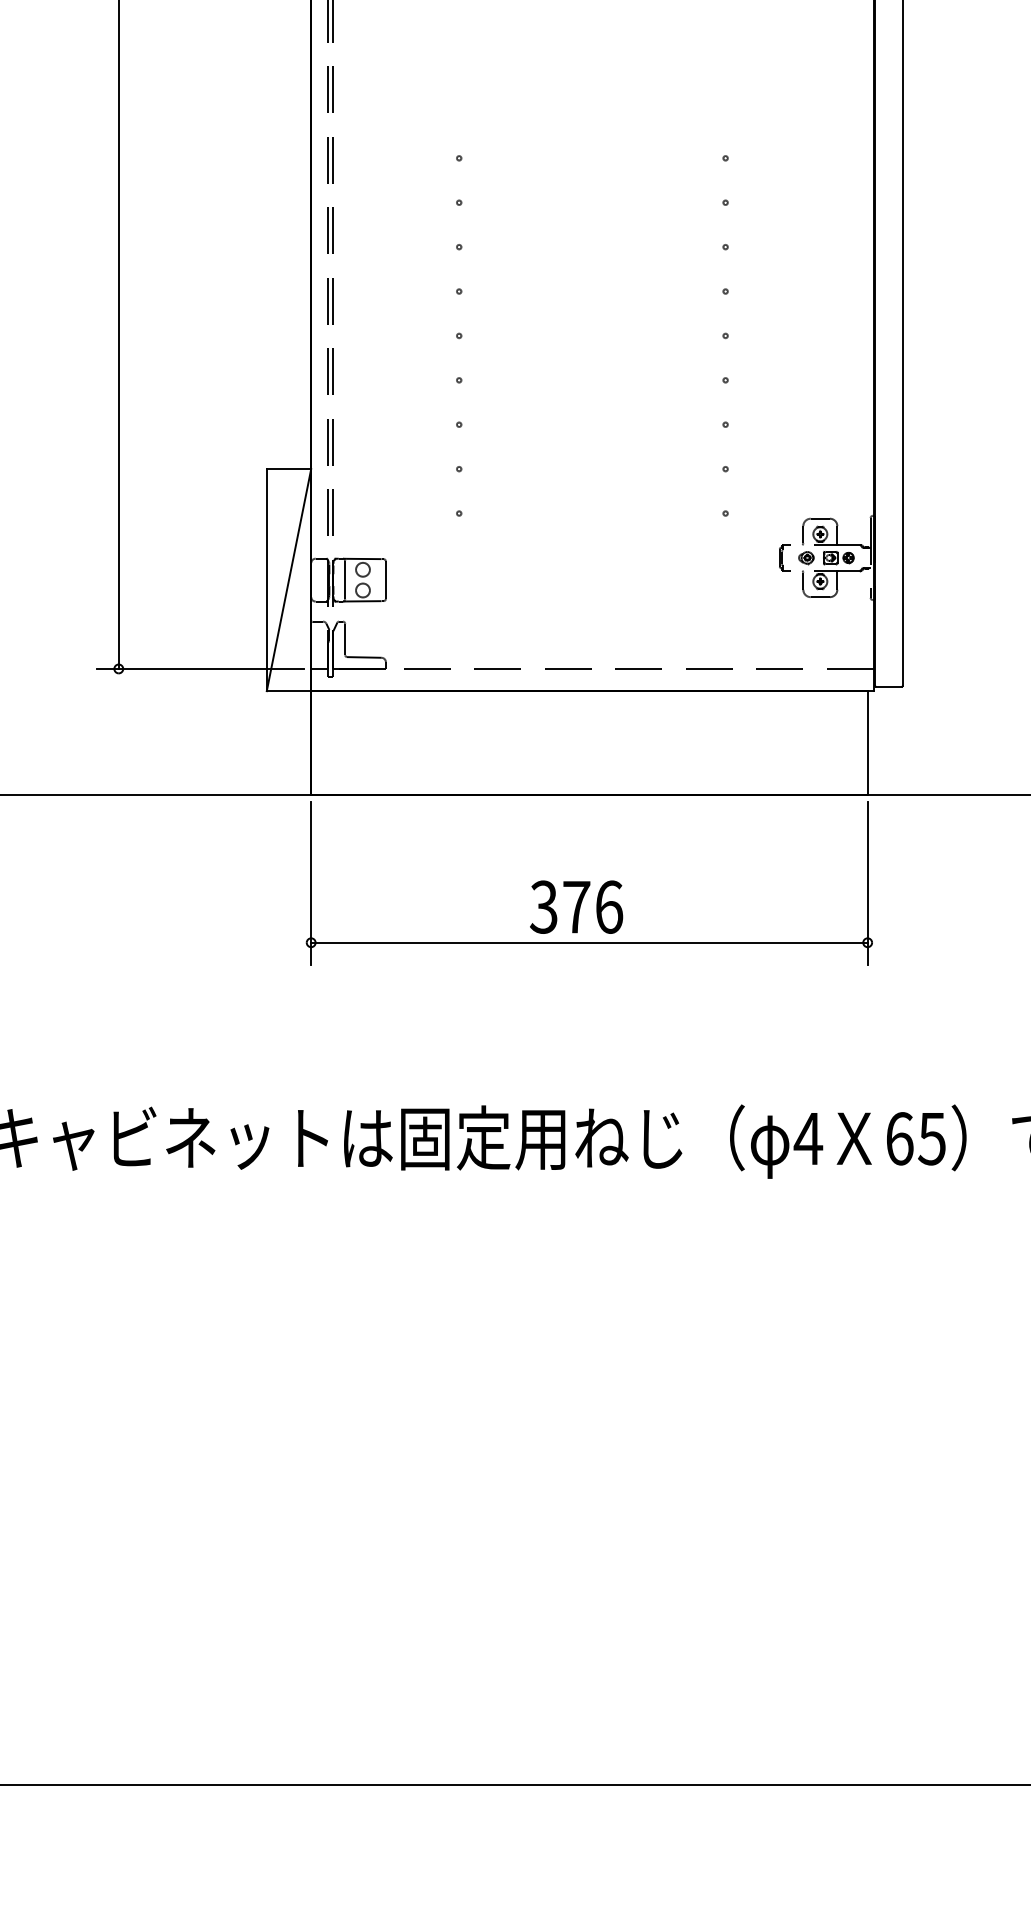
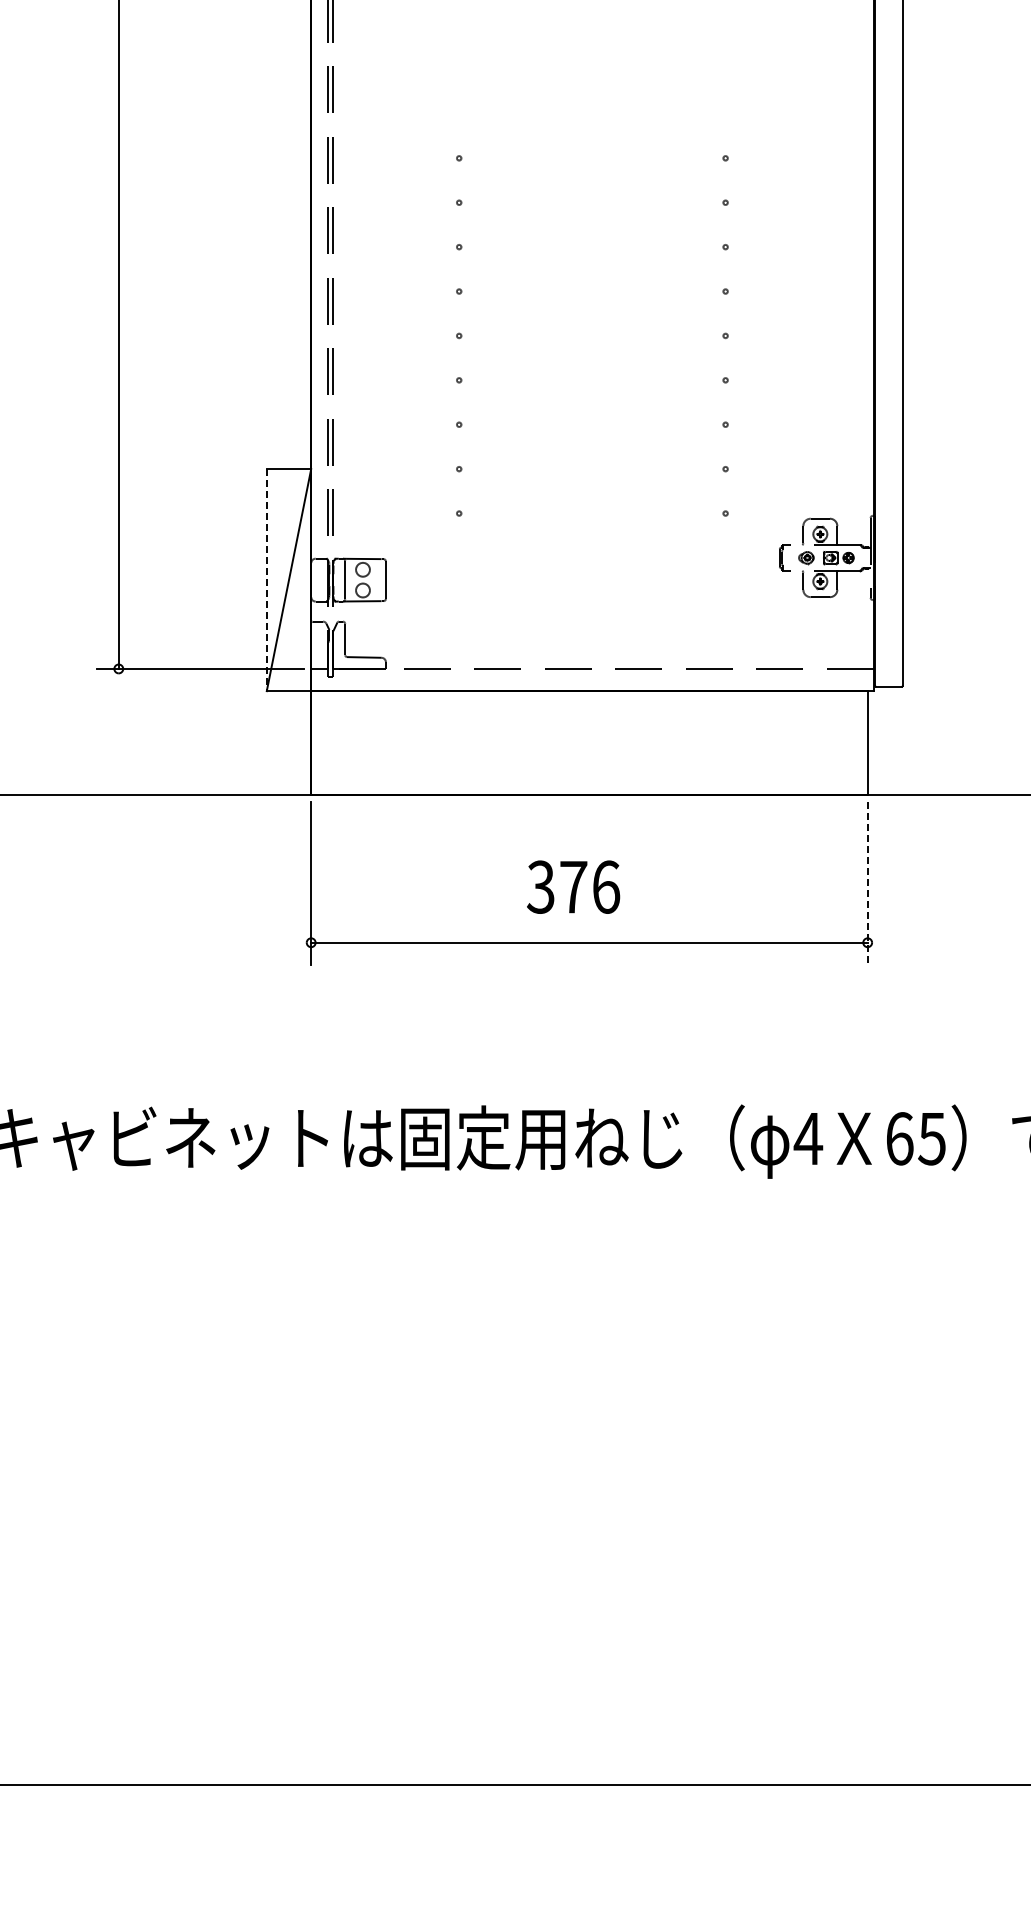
line: solid -> dashed (266, 580)
line: solid -> dashed (867, 884)
text position: (576, 906) -> (573, 886) (573, 886)
